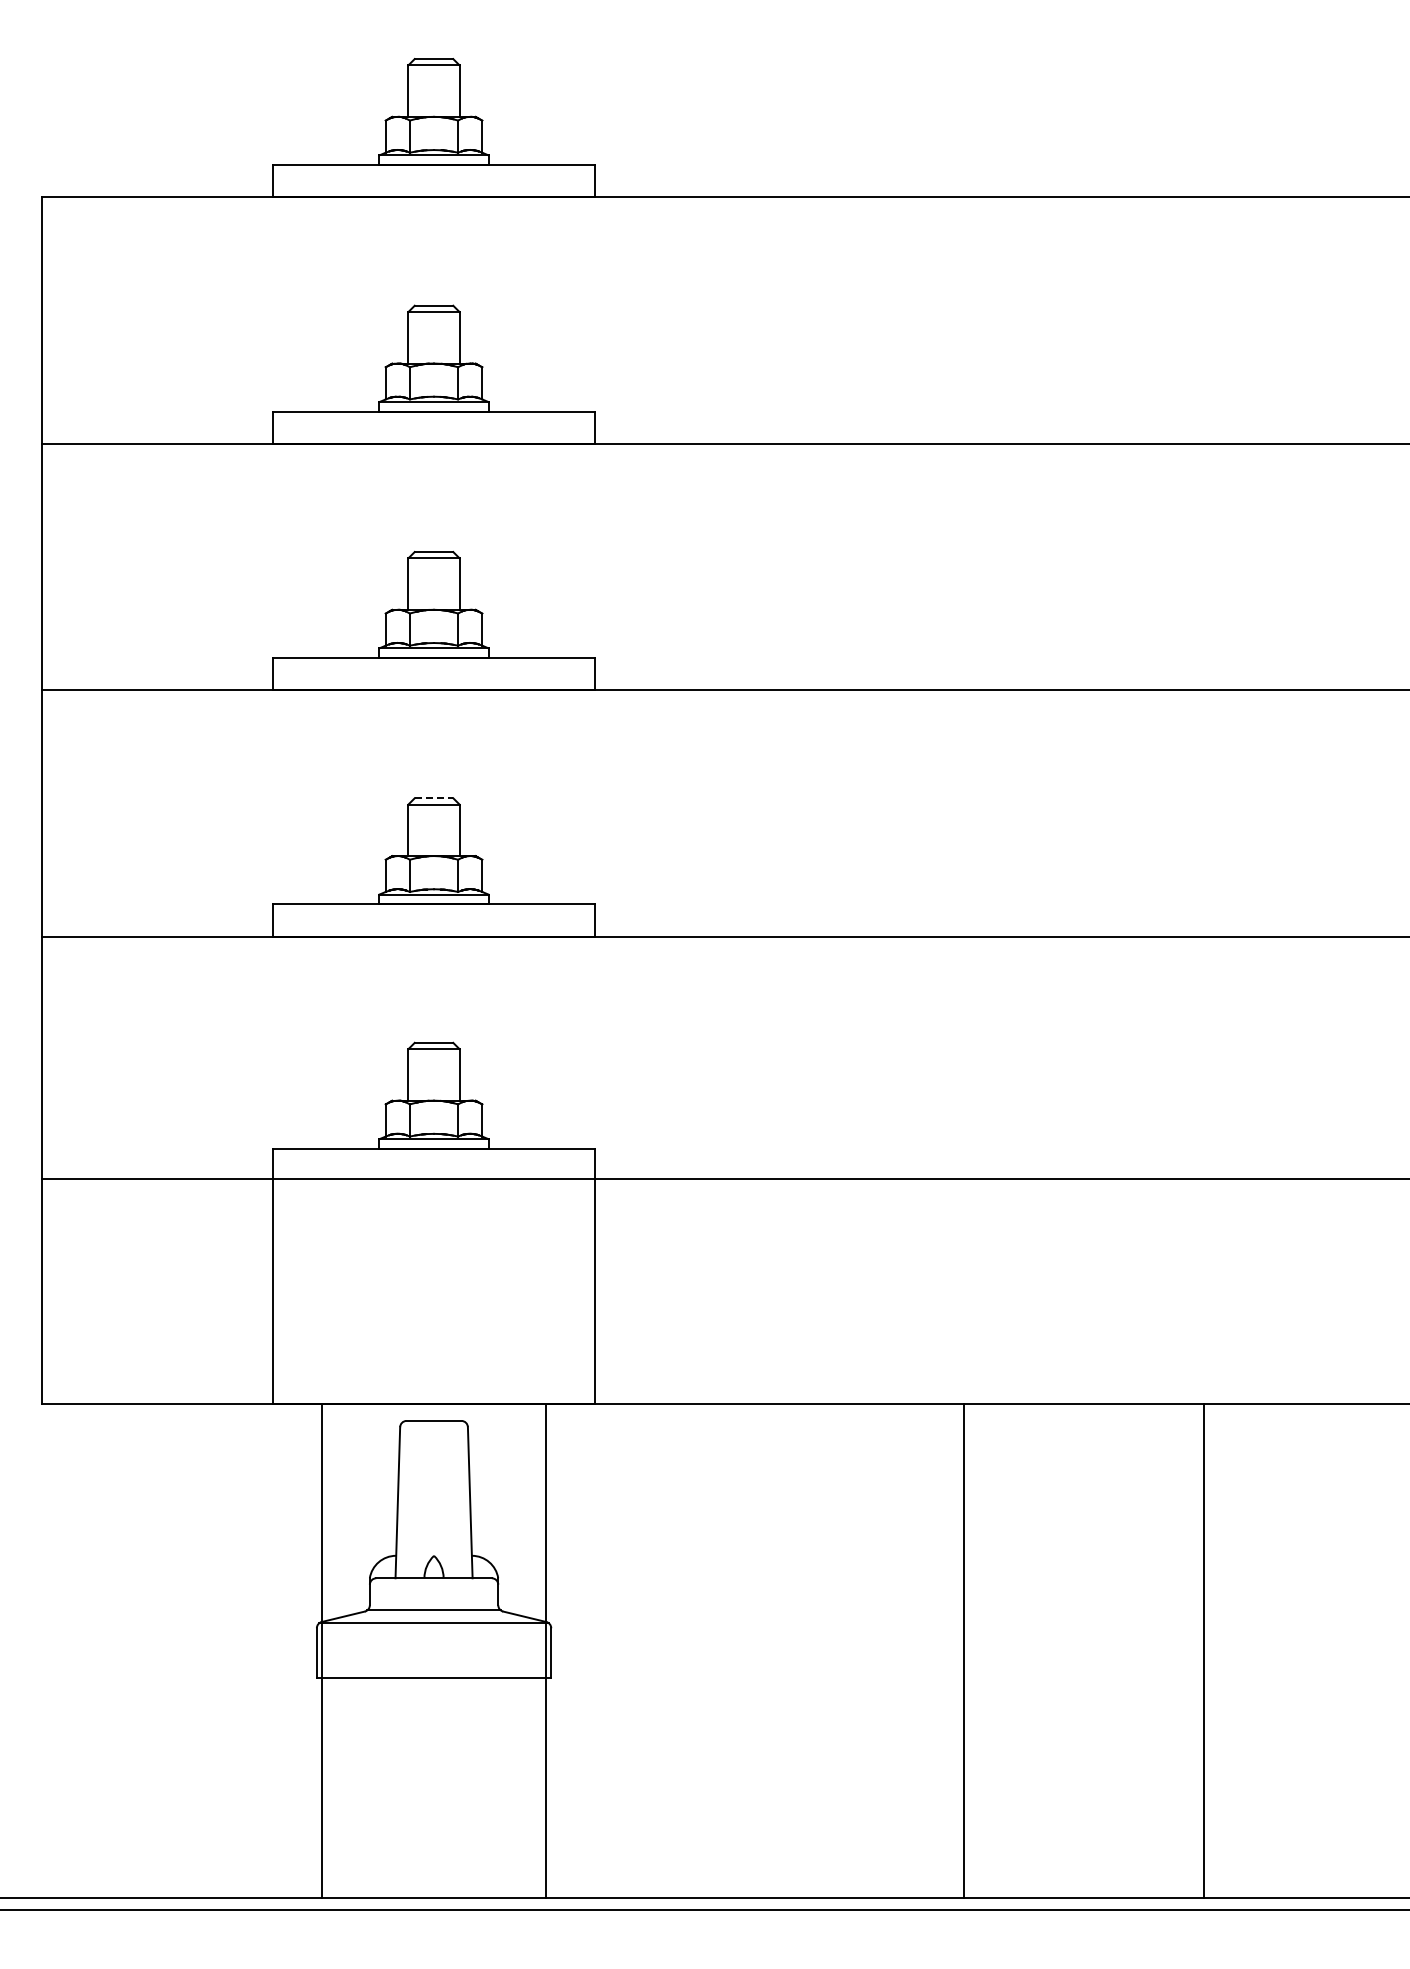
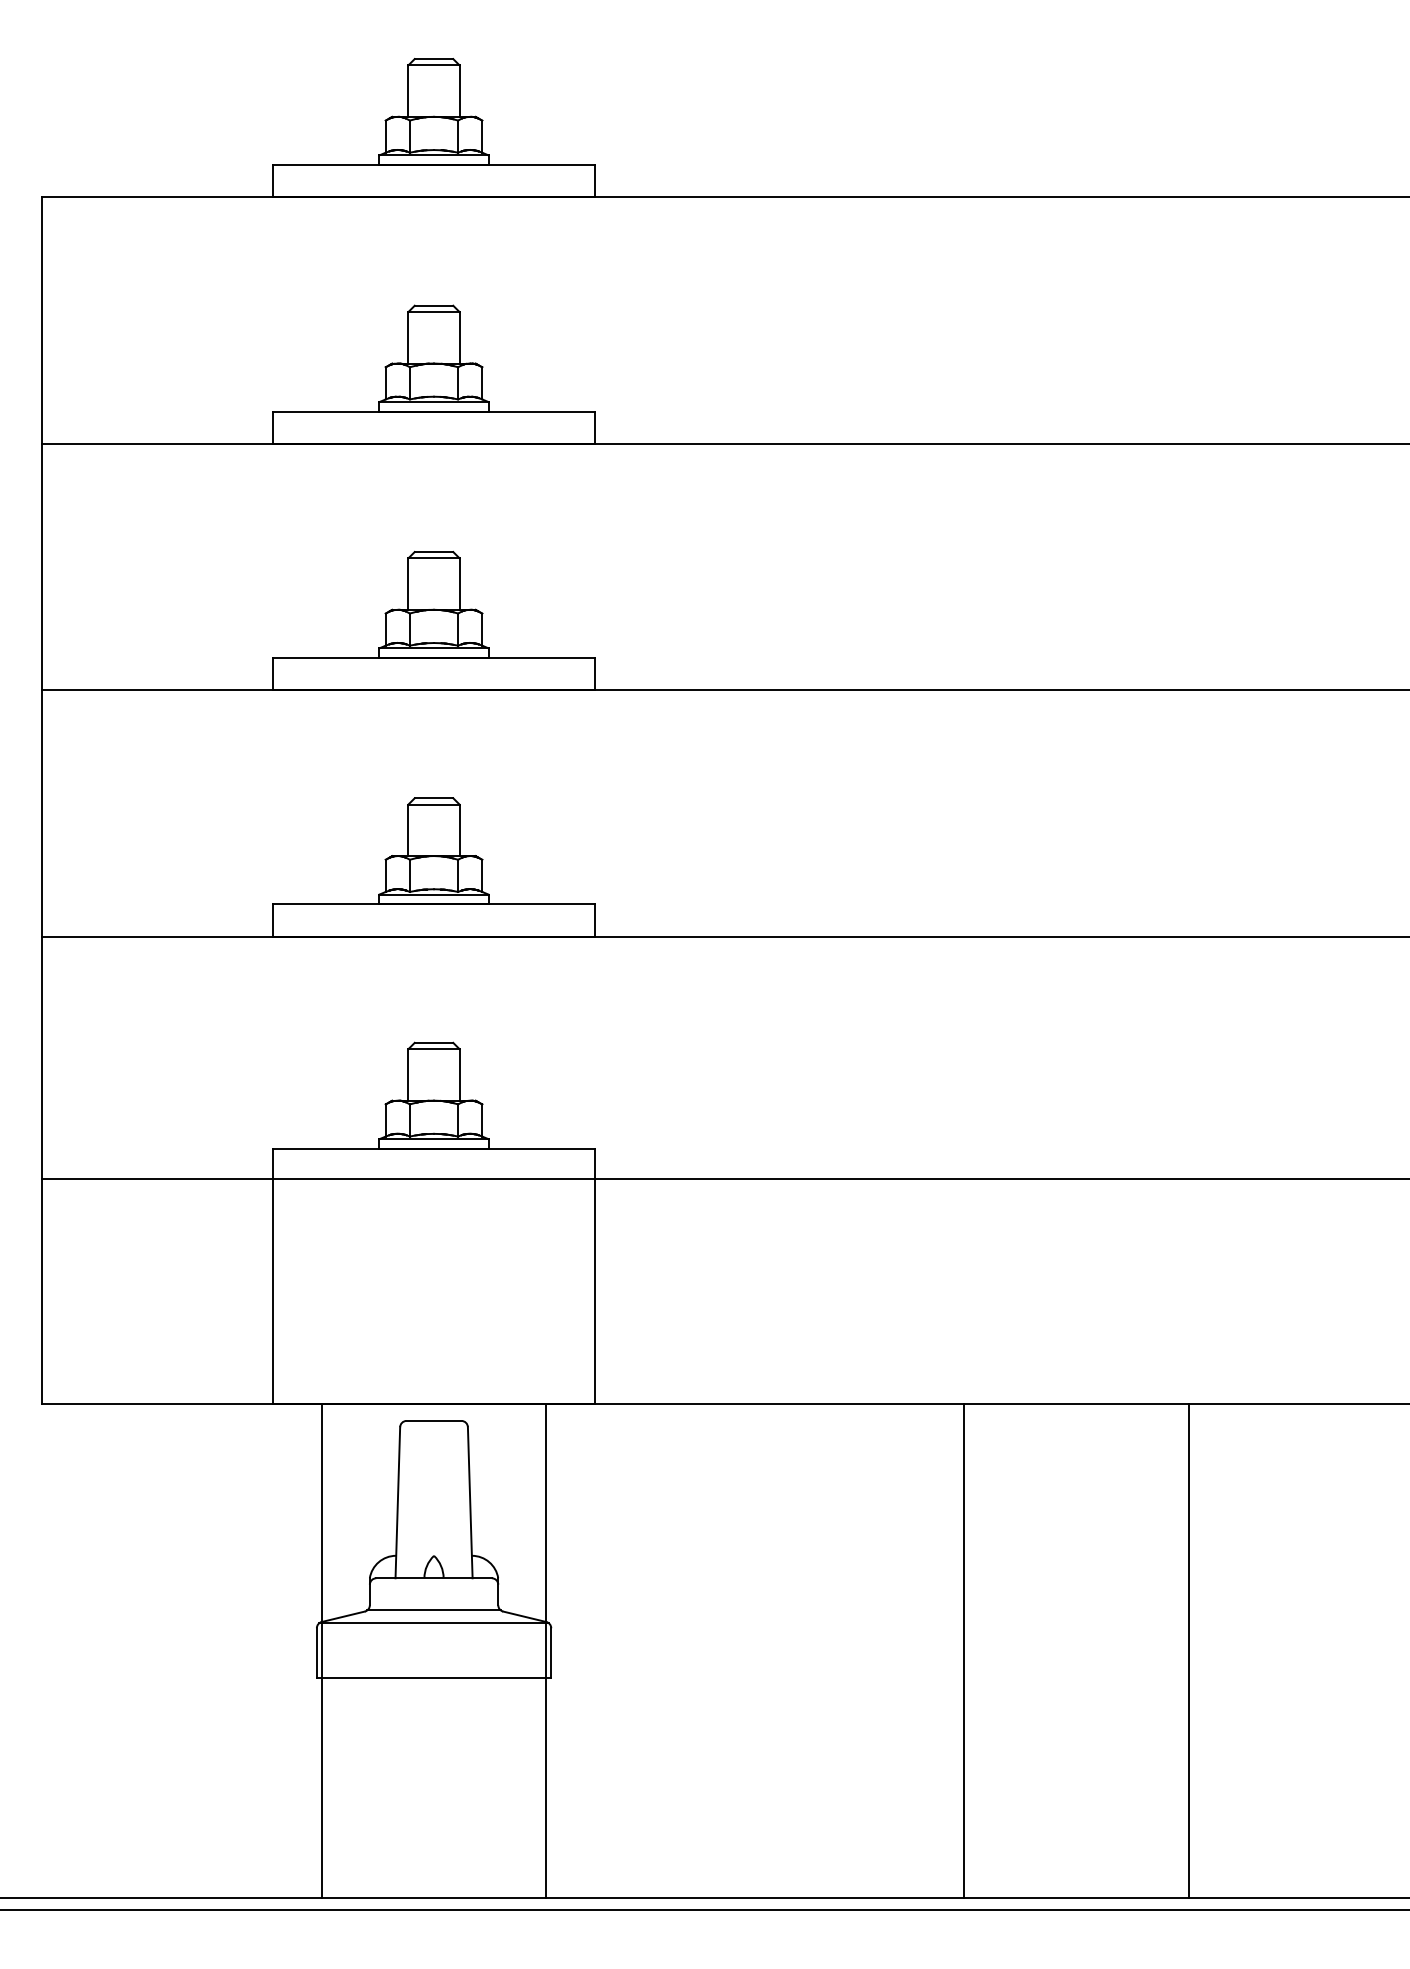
line: dashed -> solid (434, 798)
line position: (1203, 1650) -> (1188, 1650) (1188, 1650)
